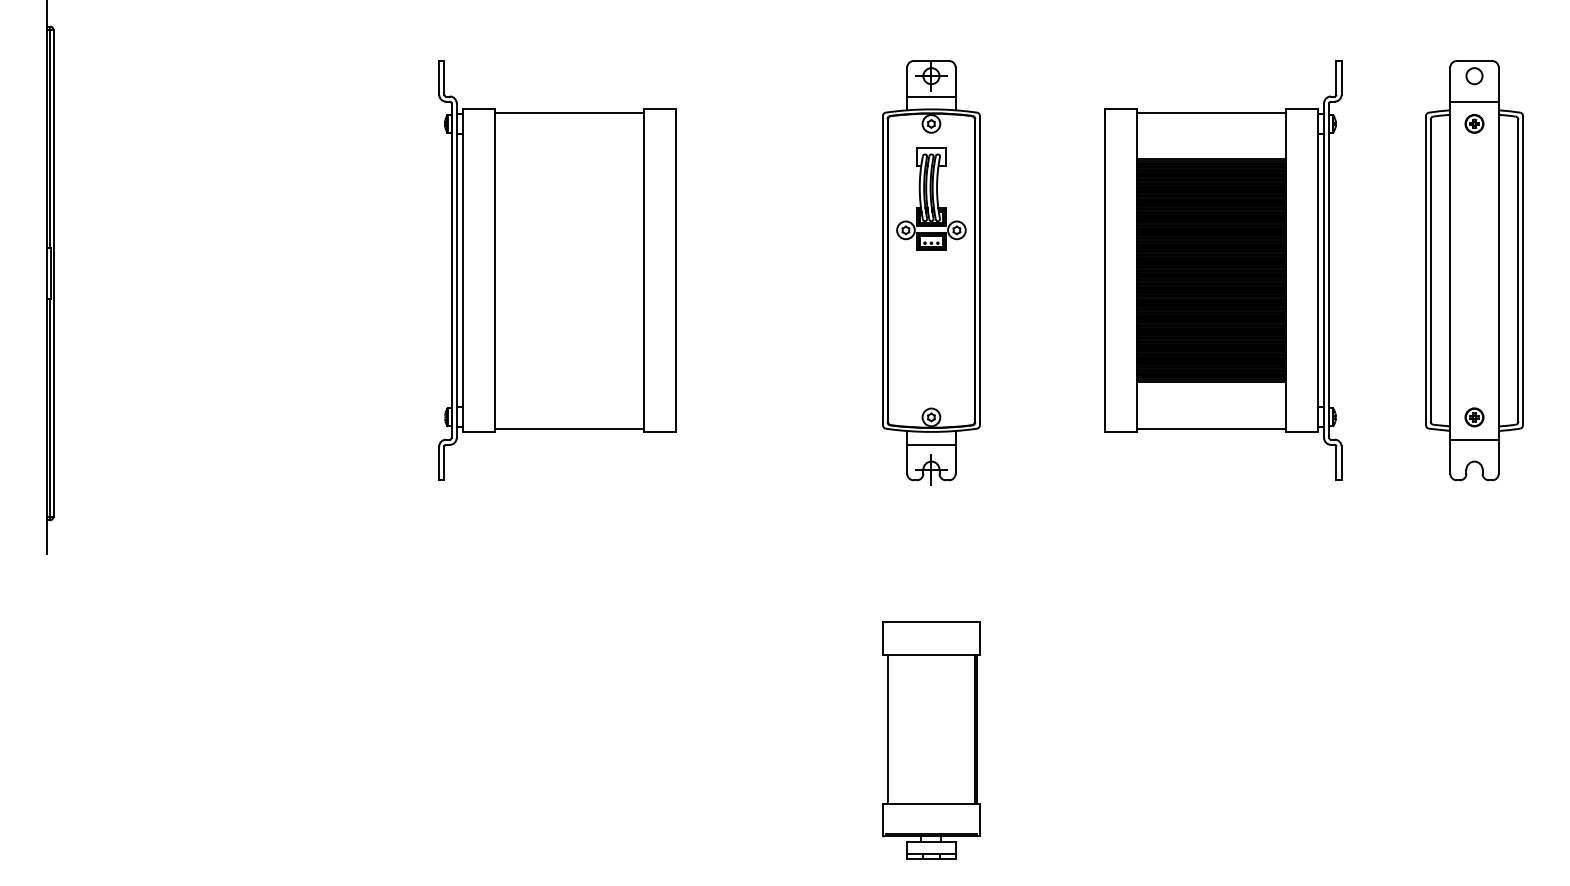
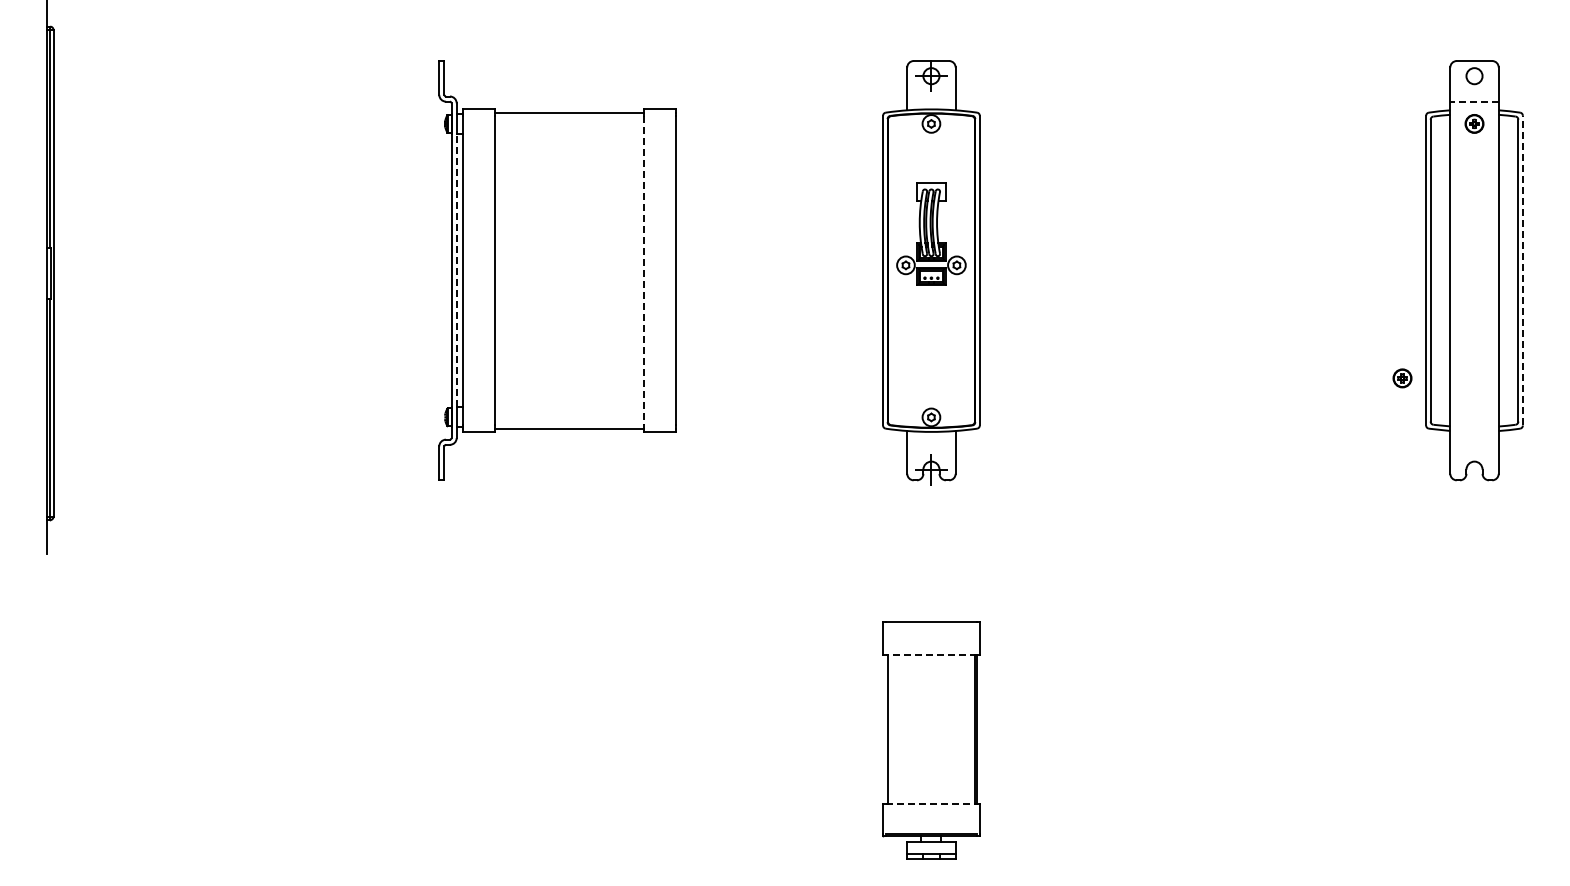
line: present -> none (931, 96)
line: solid -> dashed (1474, 101)
part position: (931, 198) -> (931, 233) (931, 233)
line: solid -> dashed (456, 270)
line: solid -> dashed (644, 270)
part: present -> none (1223, 270)
line: solid -> dashed (1522, 270)
part position: (1474, 417) -> (1402, 378) (1402, 378)
line: present -> none (1474, 439)
line: present -> none (931, 444)
line: solid -> dashed (931, 654)
line: solid -> dashed (931, 803)
